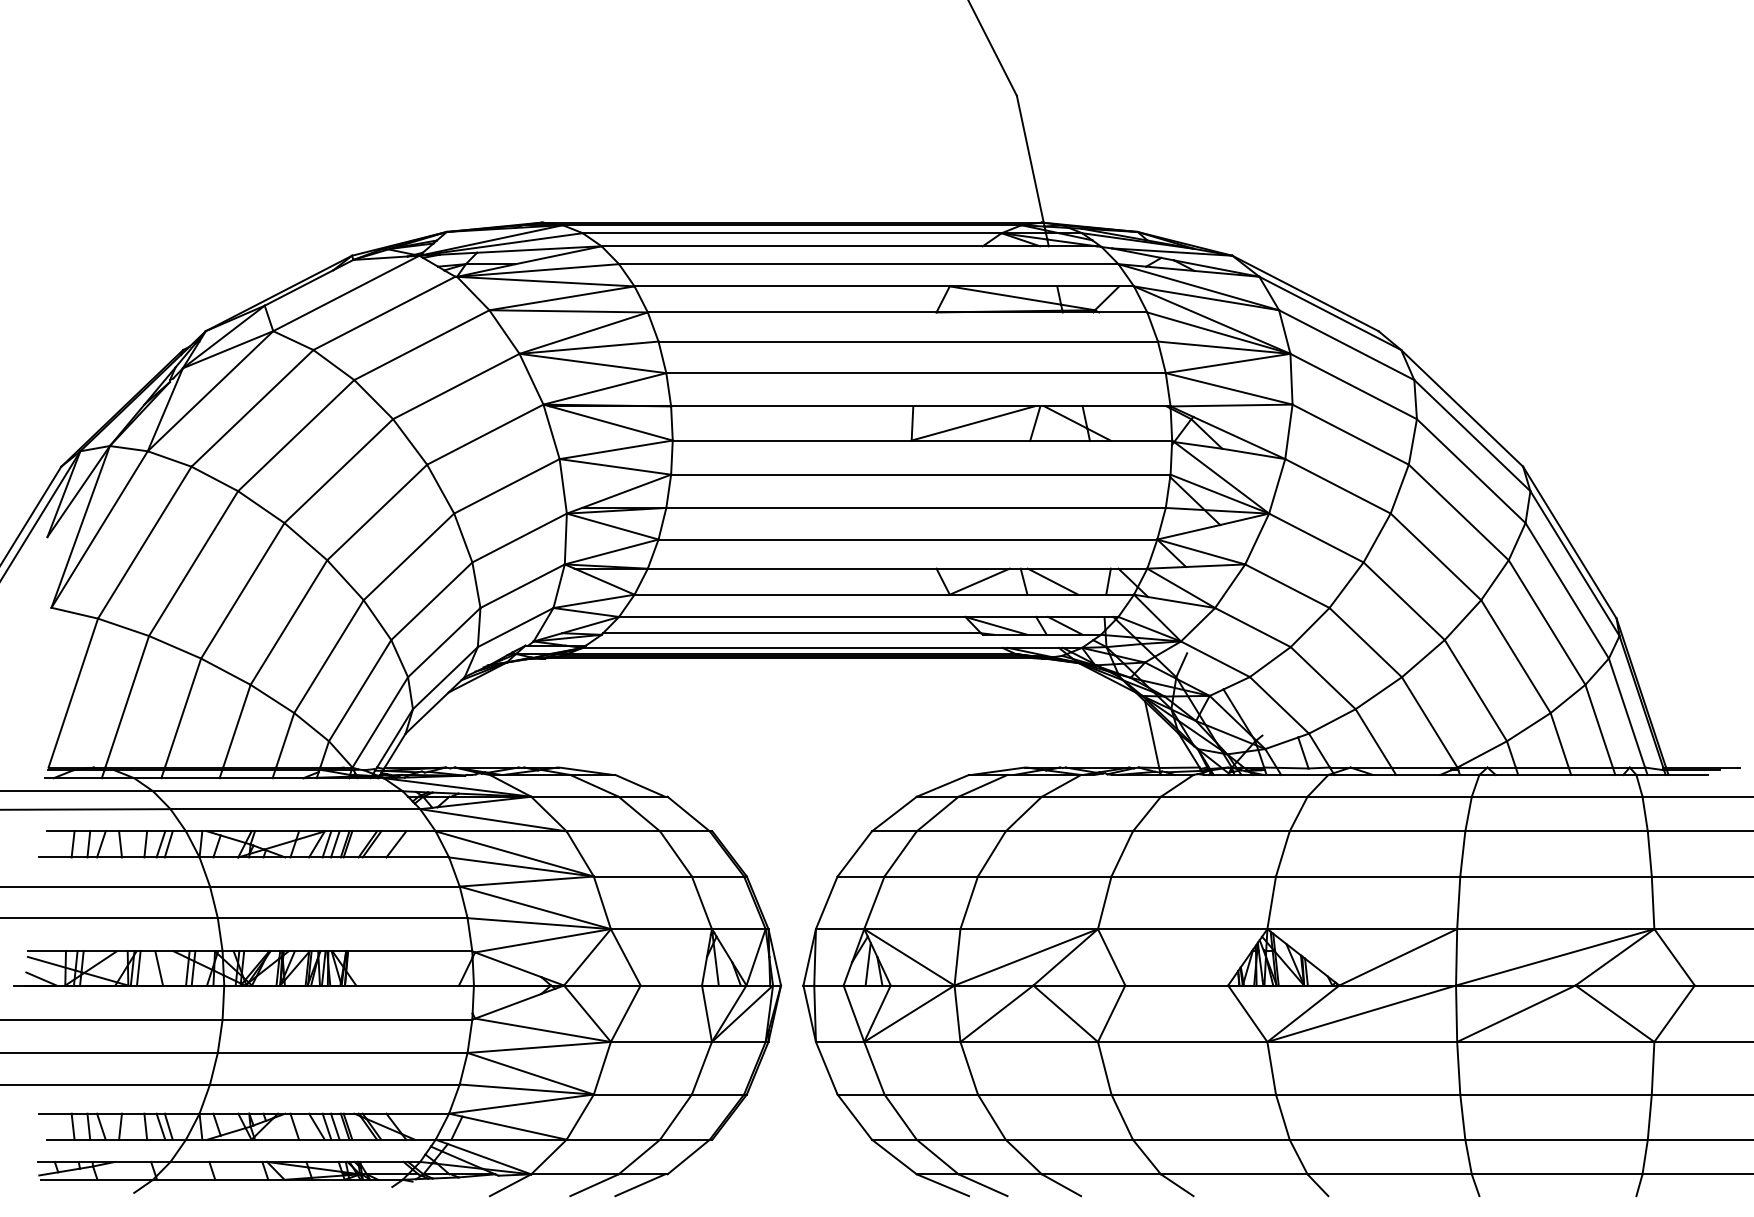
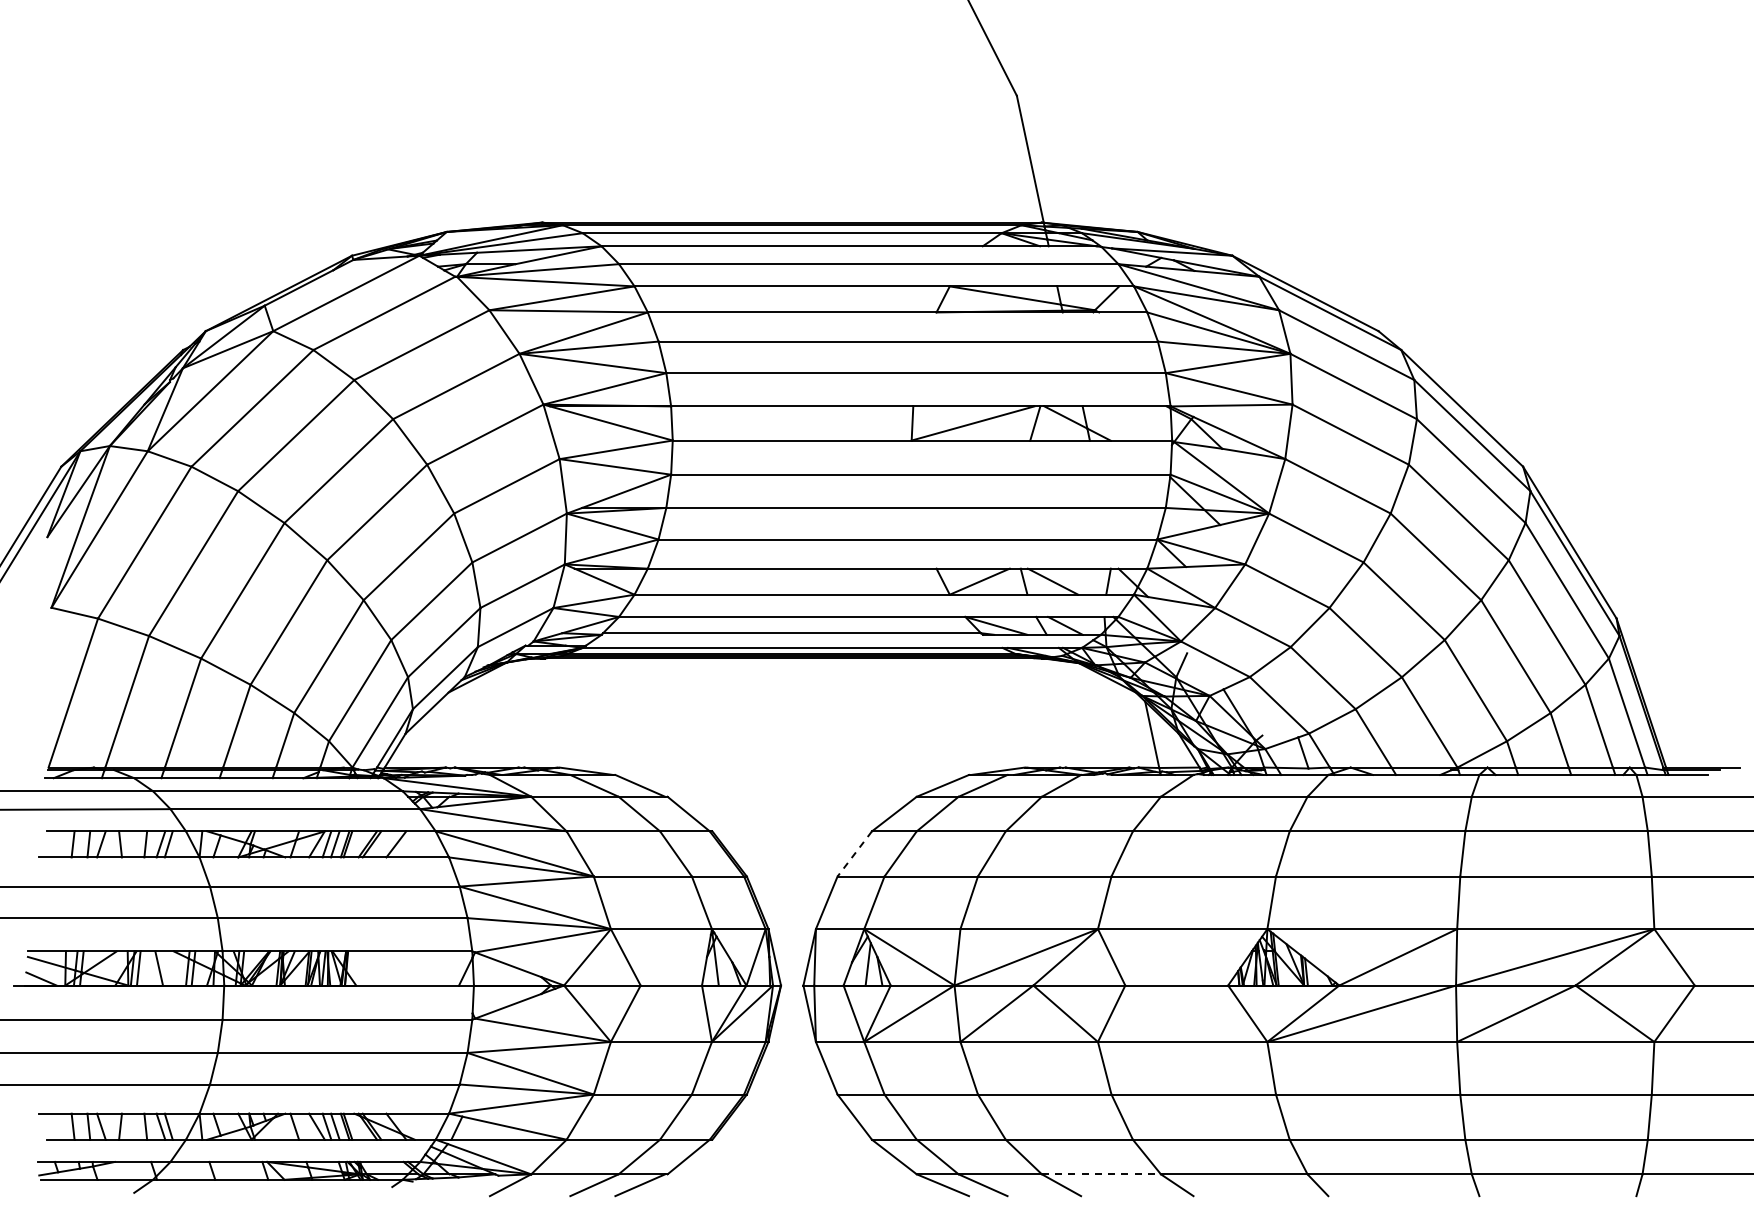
line: solid -> dashed (854, 854)
line: solid -> dashed (1101, 1174)
